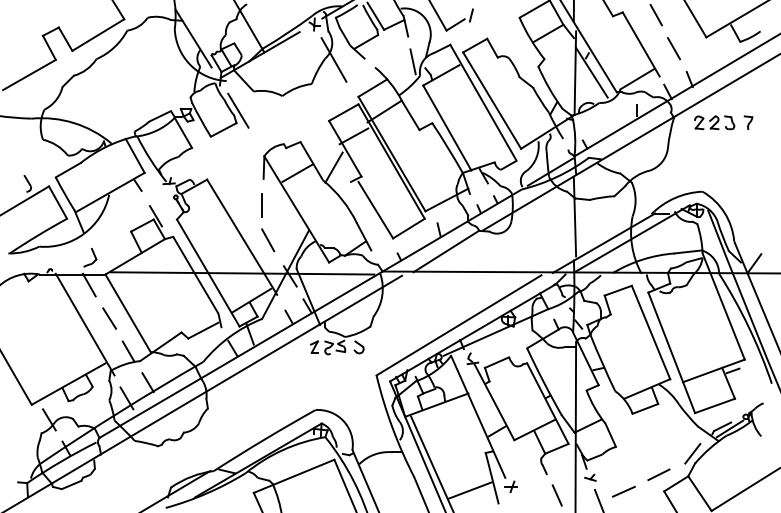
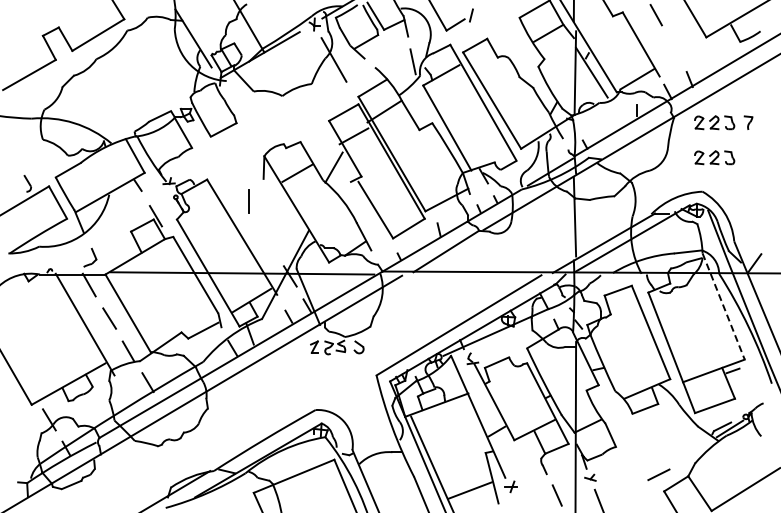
line: present -> none (673, 48)
line: present -> none (238, 110)
part: none -> present (714, 157)
line position: (261, 205) -> (248, 201) (248, 201)
line: present -> none (268, 240)
line: solid -> dashed (723, 307)
line: present -> none (126, 398)
line: present -> none (692, 453)
line: present -> none (623, 491)
